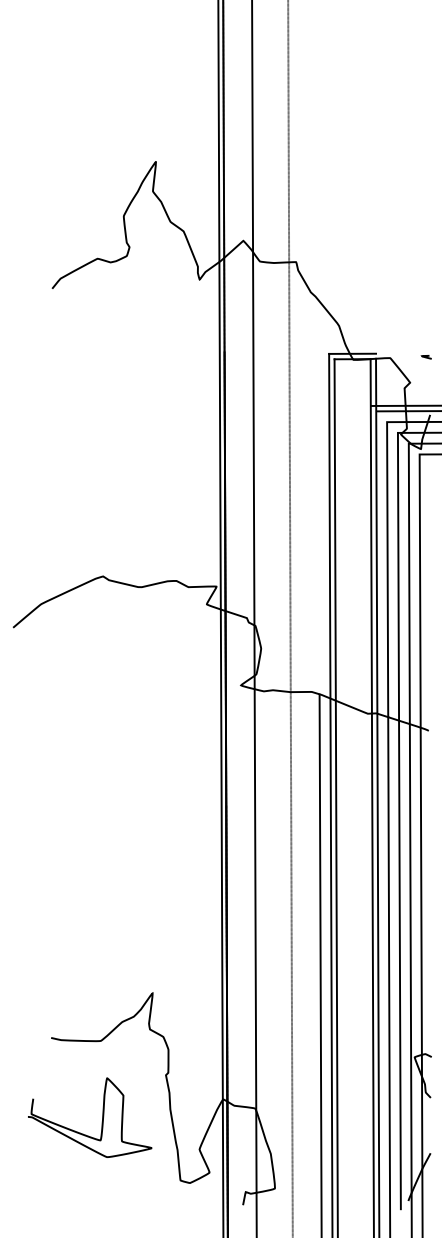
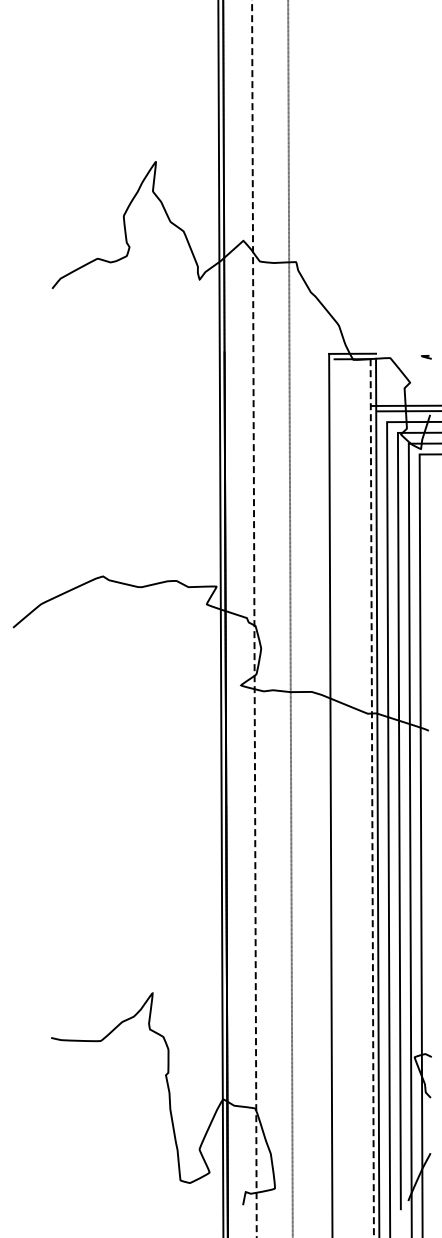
line: solid -> dashed (254, 618)
line: present -> none (335, 796)
line: solid -> dashed (372, 798)
line: present -> none (320, 964)
curve: present -> none (102, 1117)
